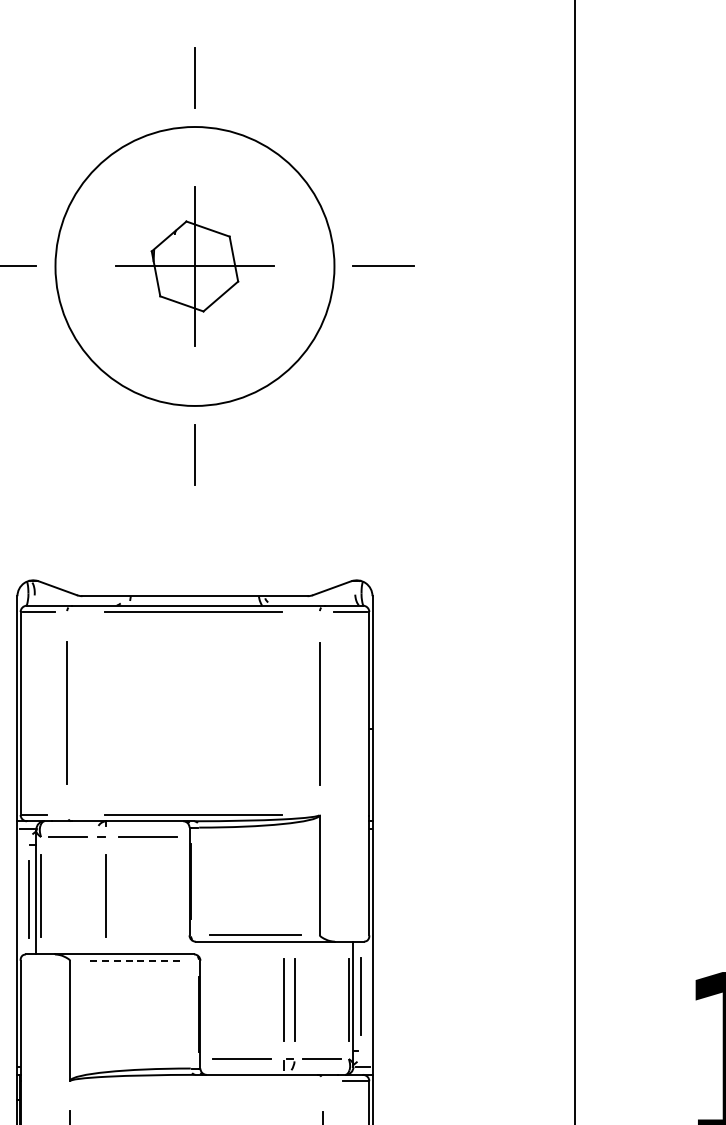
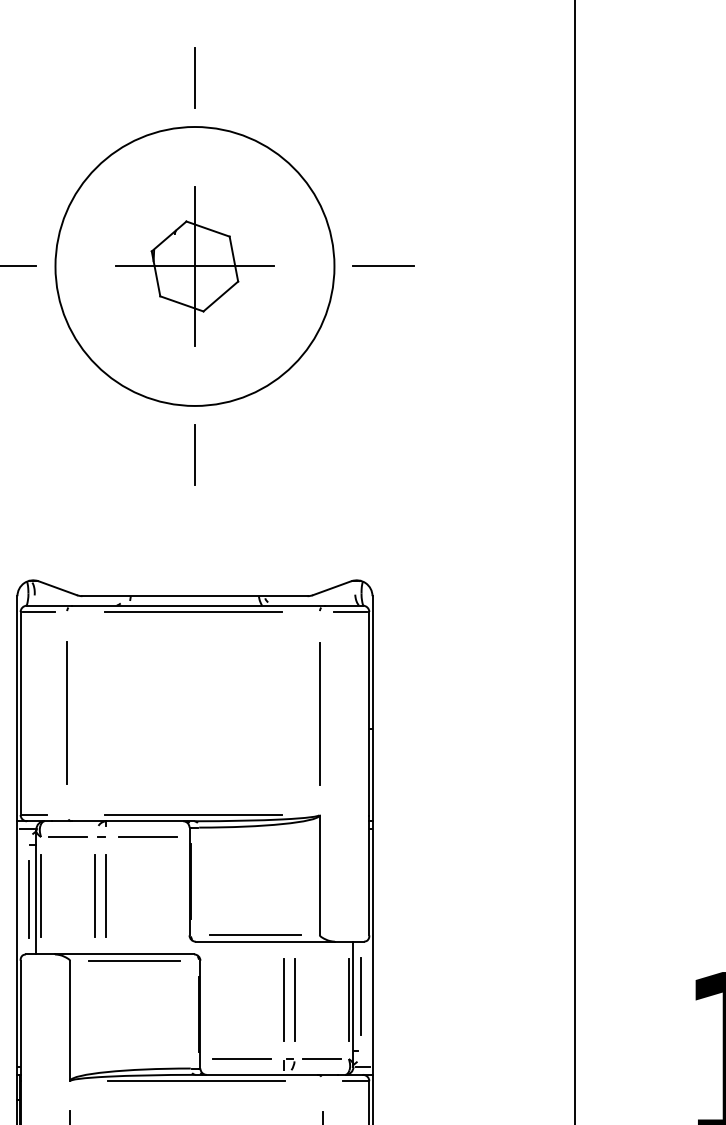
line: none -> present (95, 895)
line: dashed -> solid (134, 960)
line: none -> present (196, 1081)
